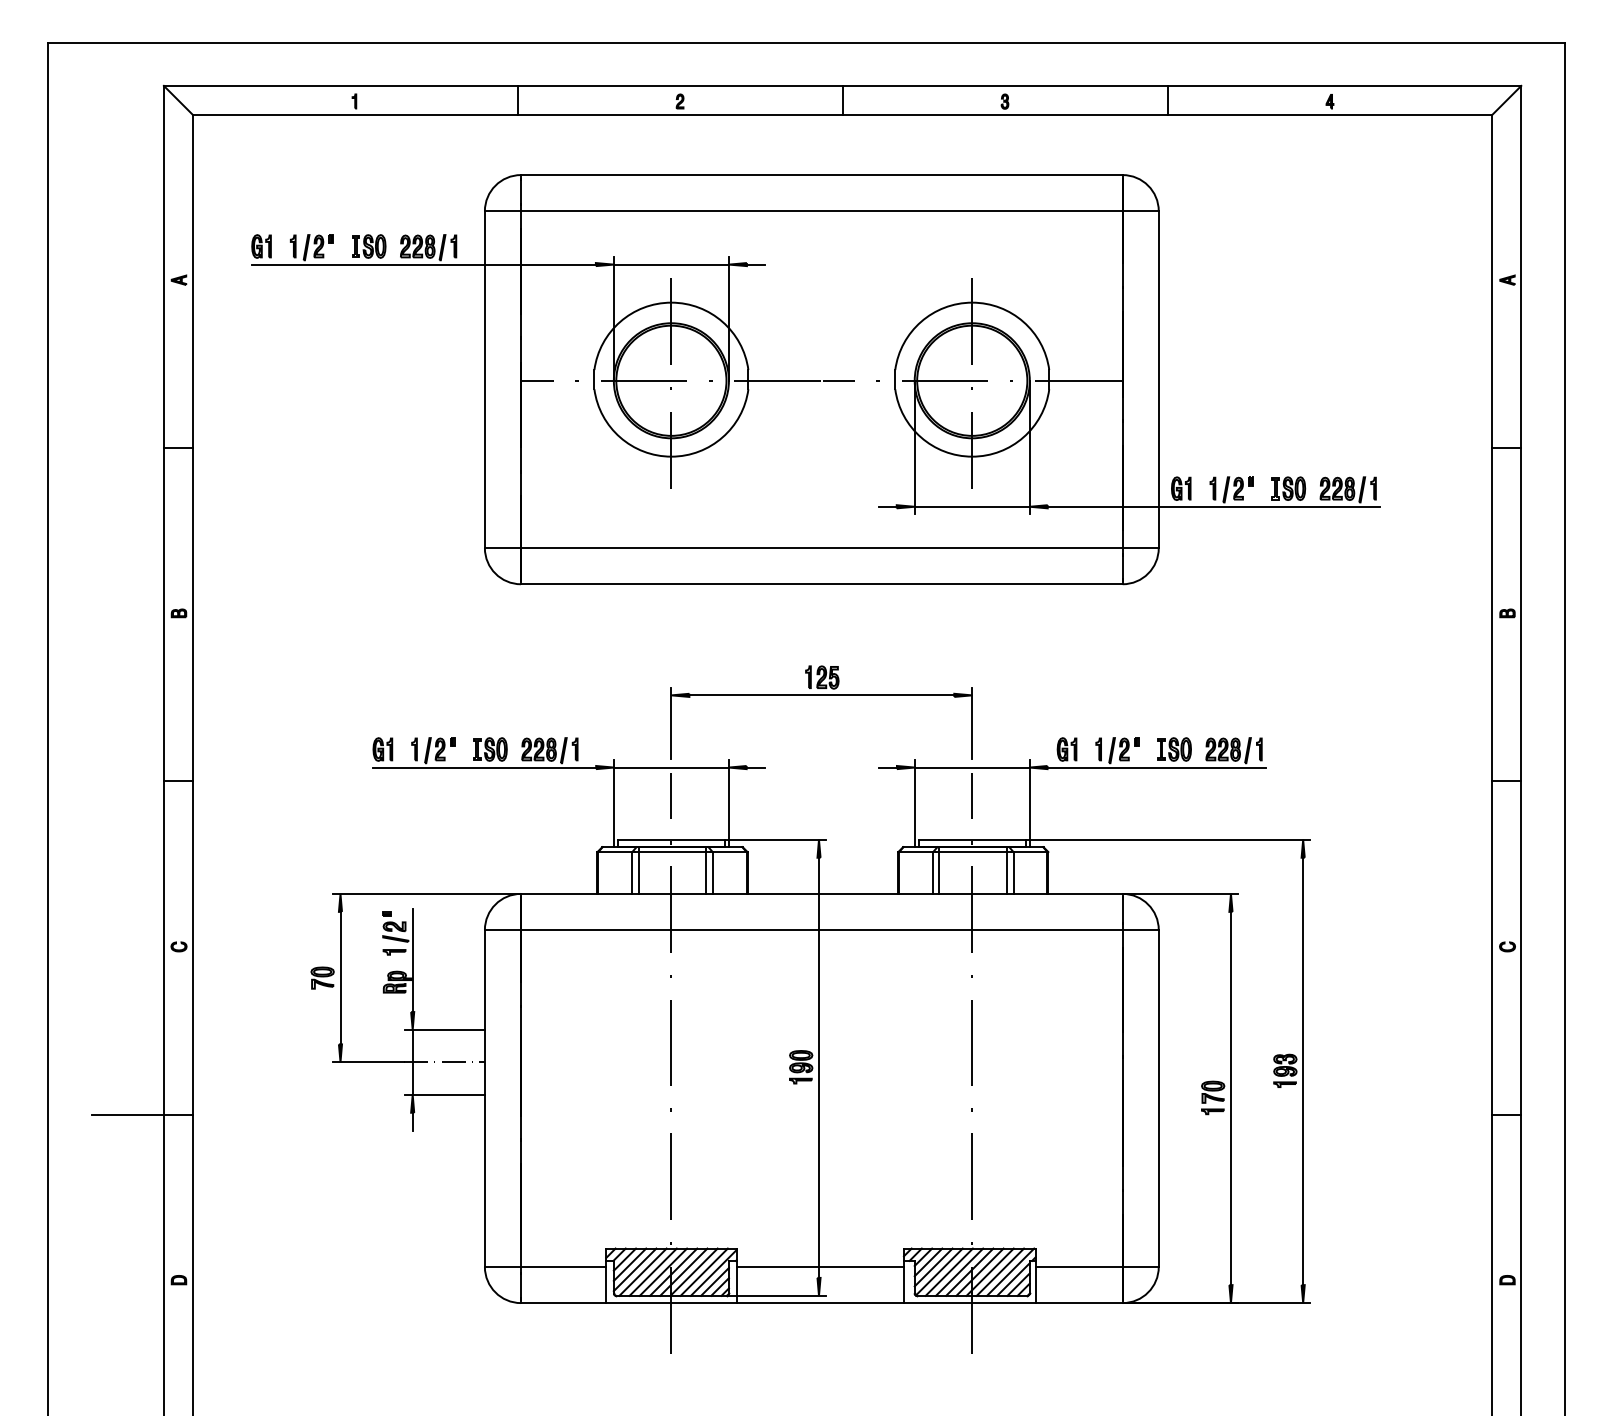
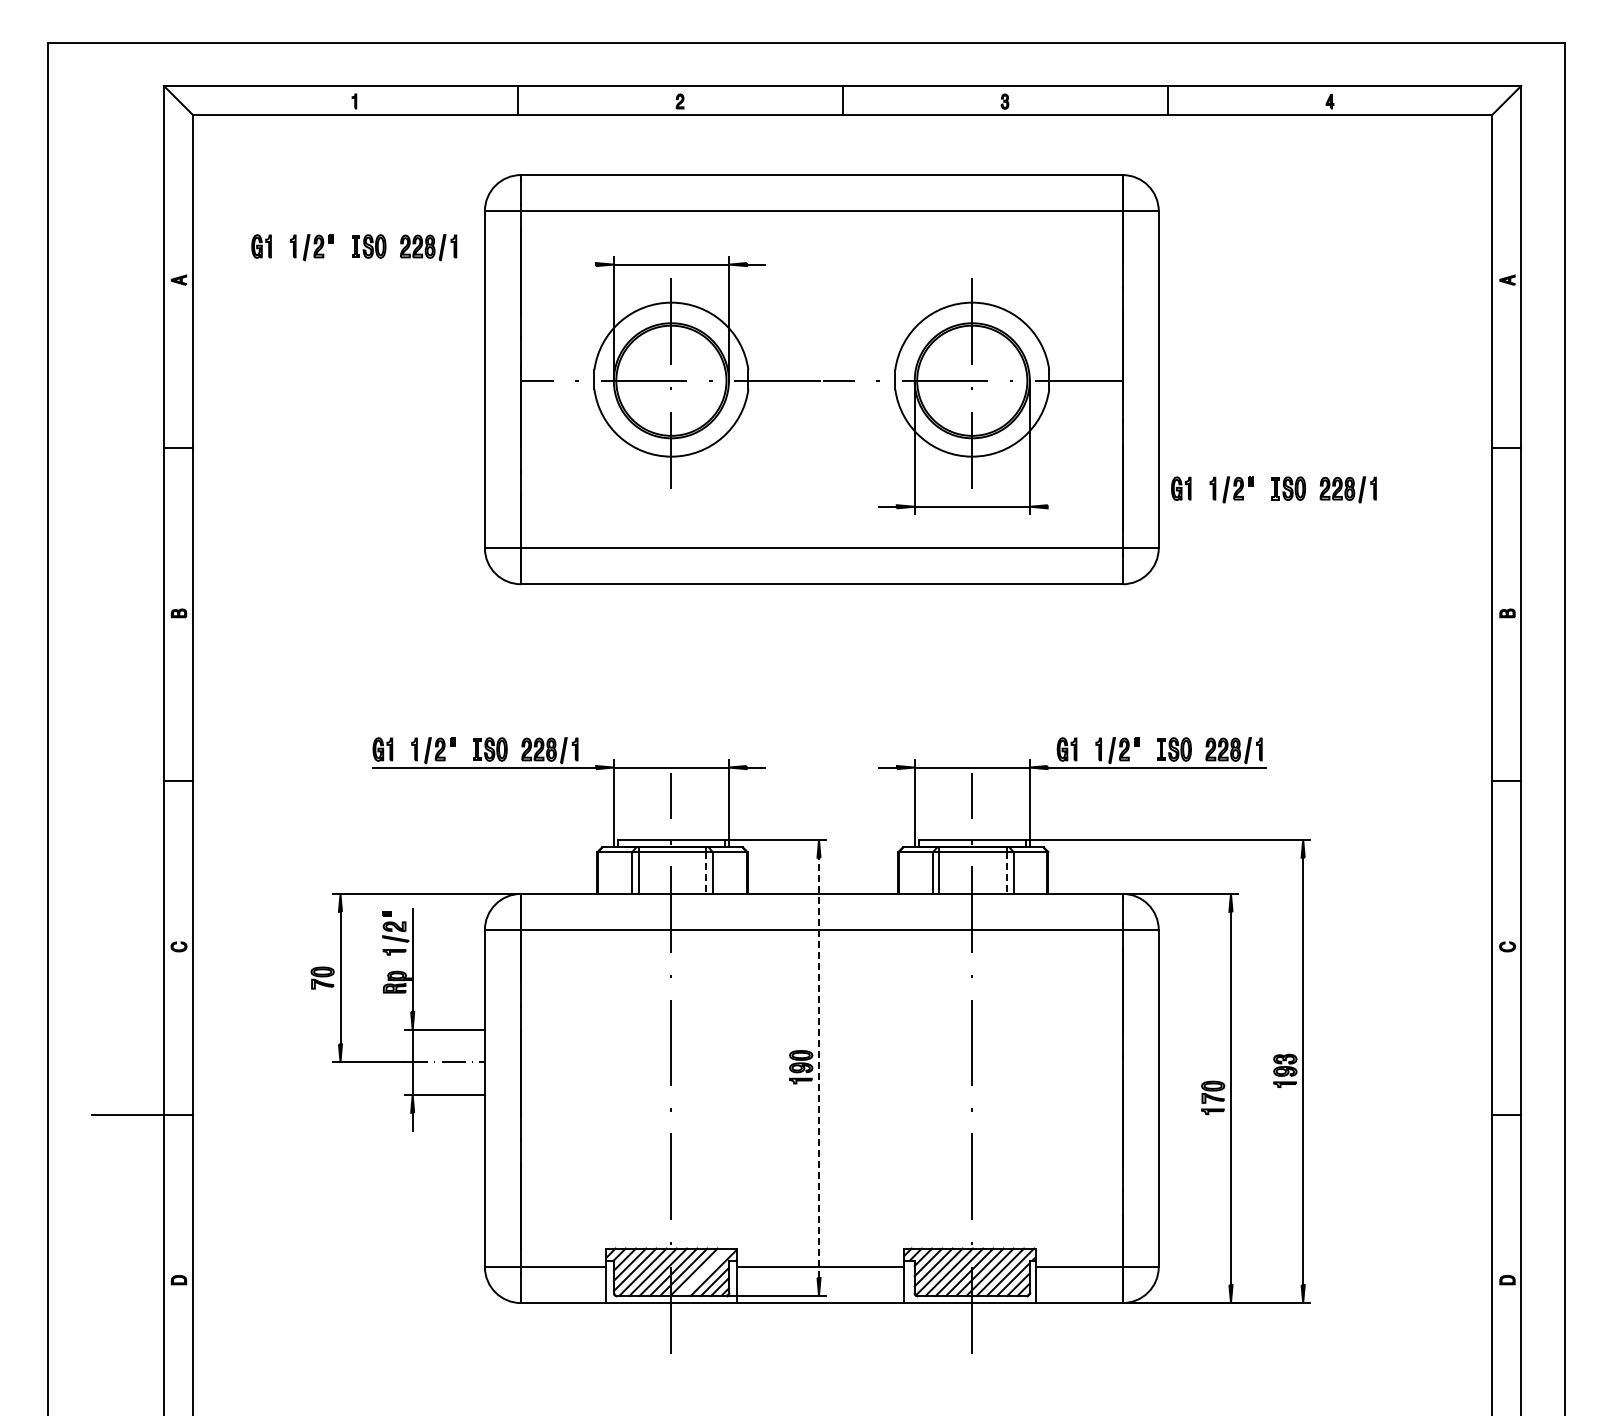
line: present -> none (423, 264)
line: present -> none (1213, 506)
part: present -> none (821, 695)
line: solid -> dashed (706, 872)
line: solid -> dashed (1007, 872)
line: solid -> dashed (818, 1067)
line: present -> none (703, 1271)
